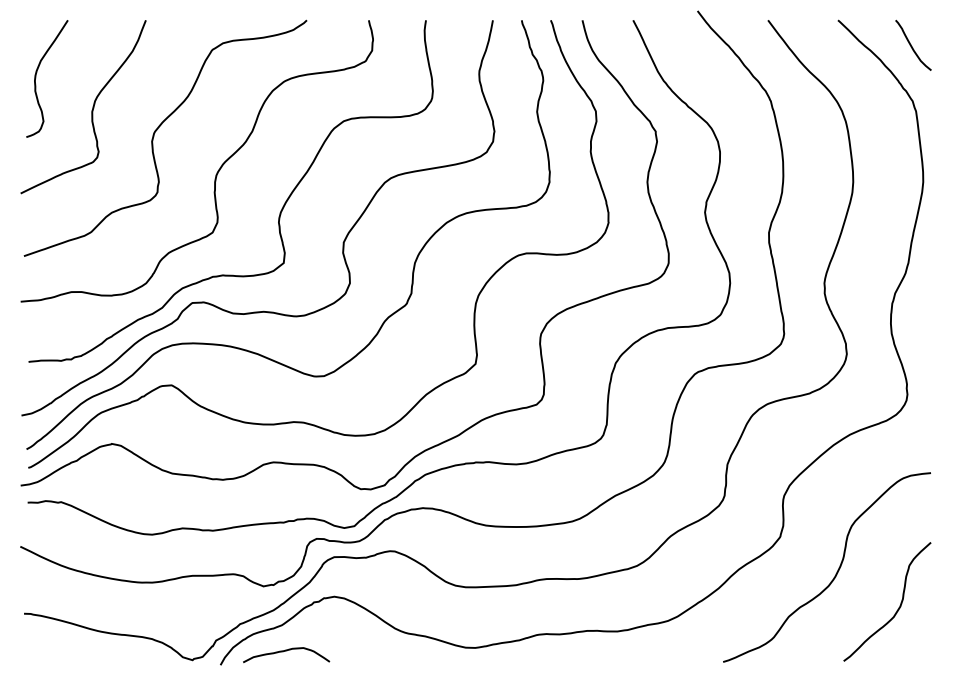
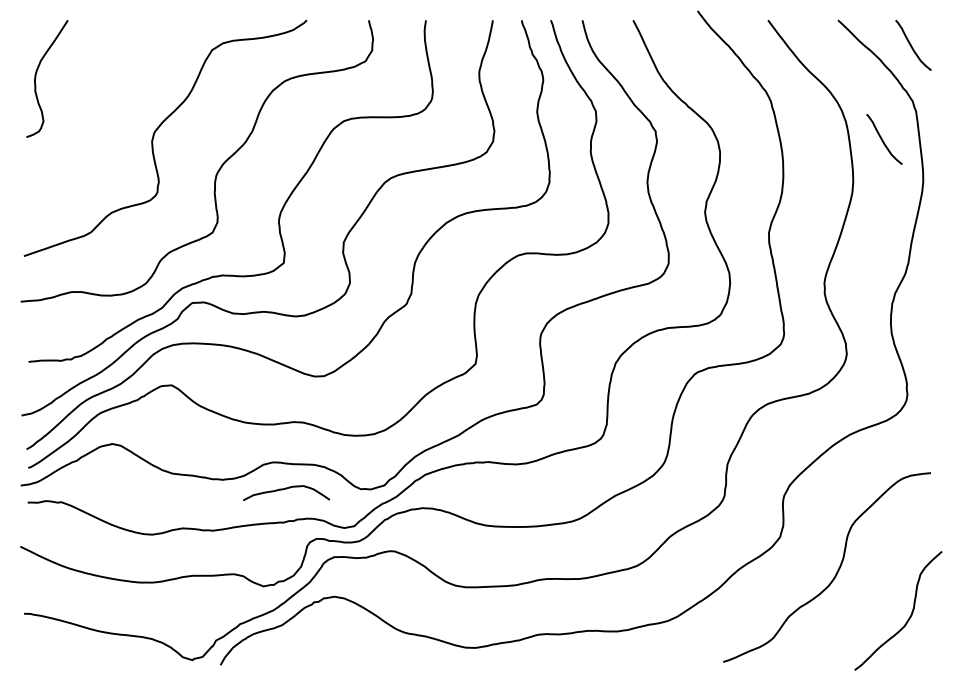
curve: present -> none (91, 110)
curve: none -> present (882, 138)
curve position: (898, 607) -> (909, 616) (909, 616)
curve position: (286, 651) -> (286, 489) (286, 489)
